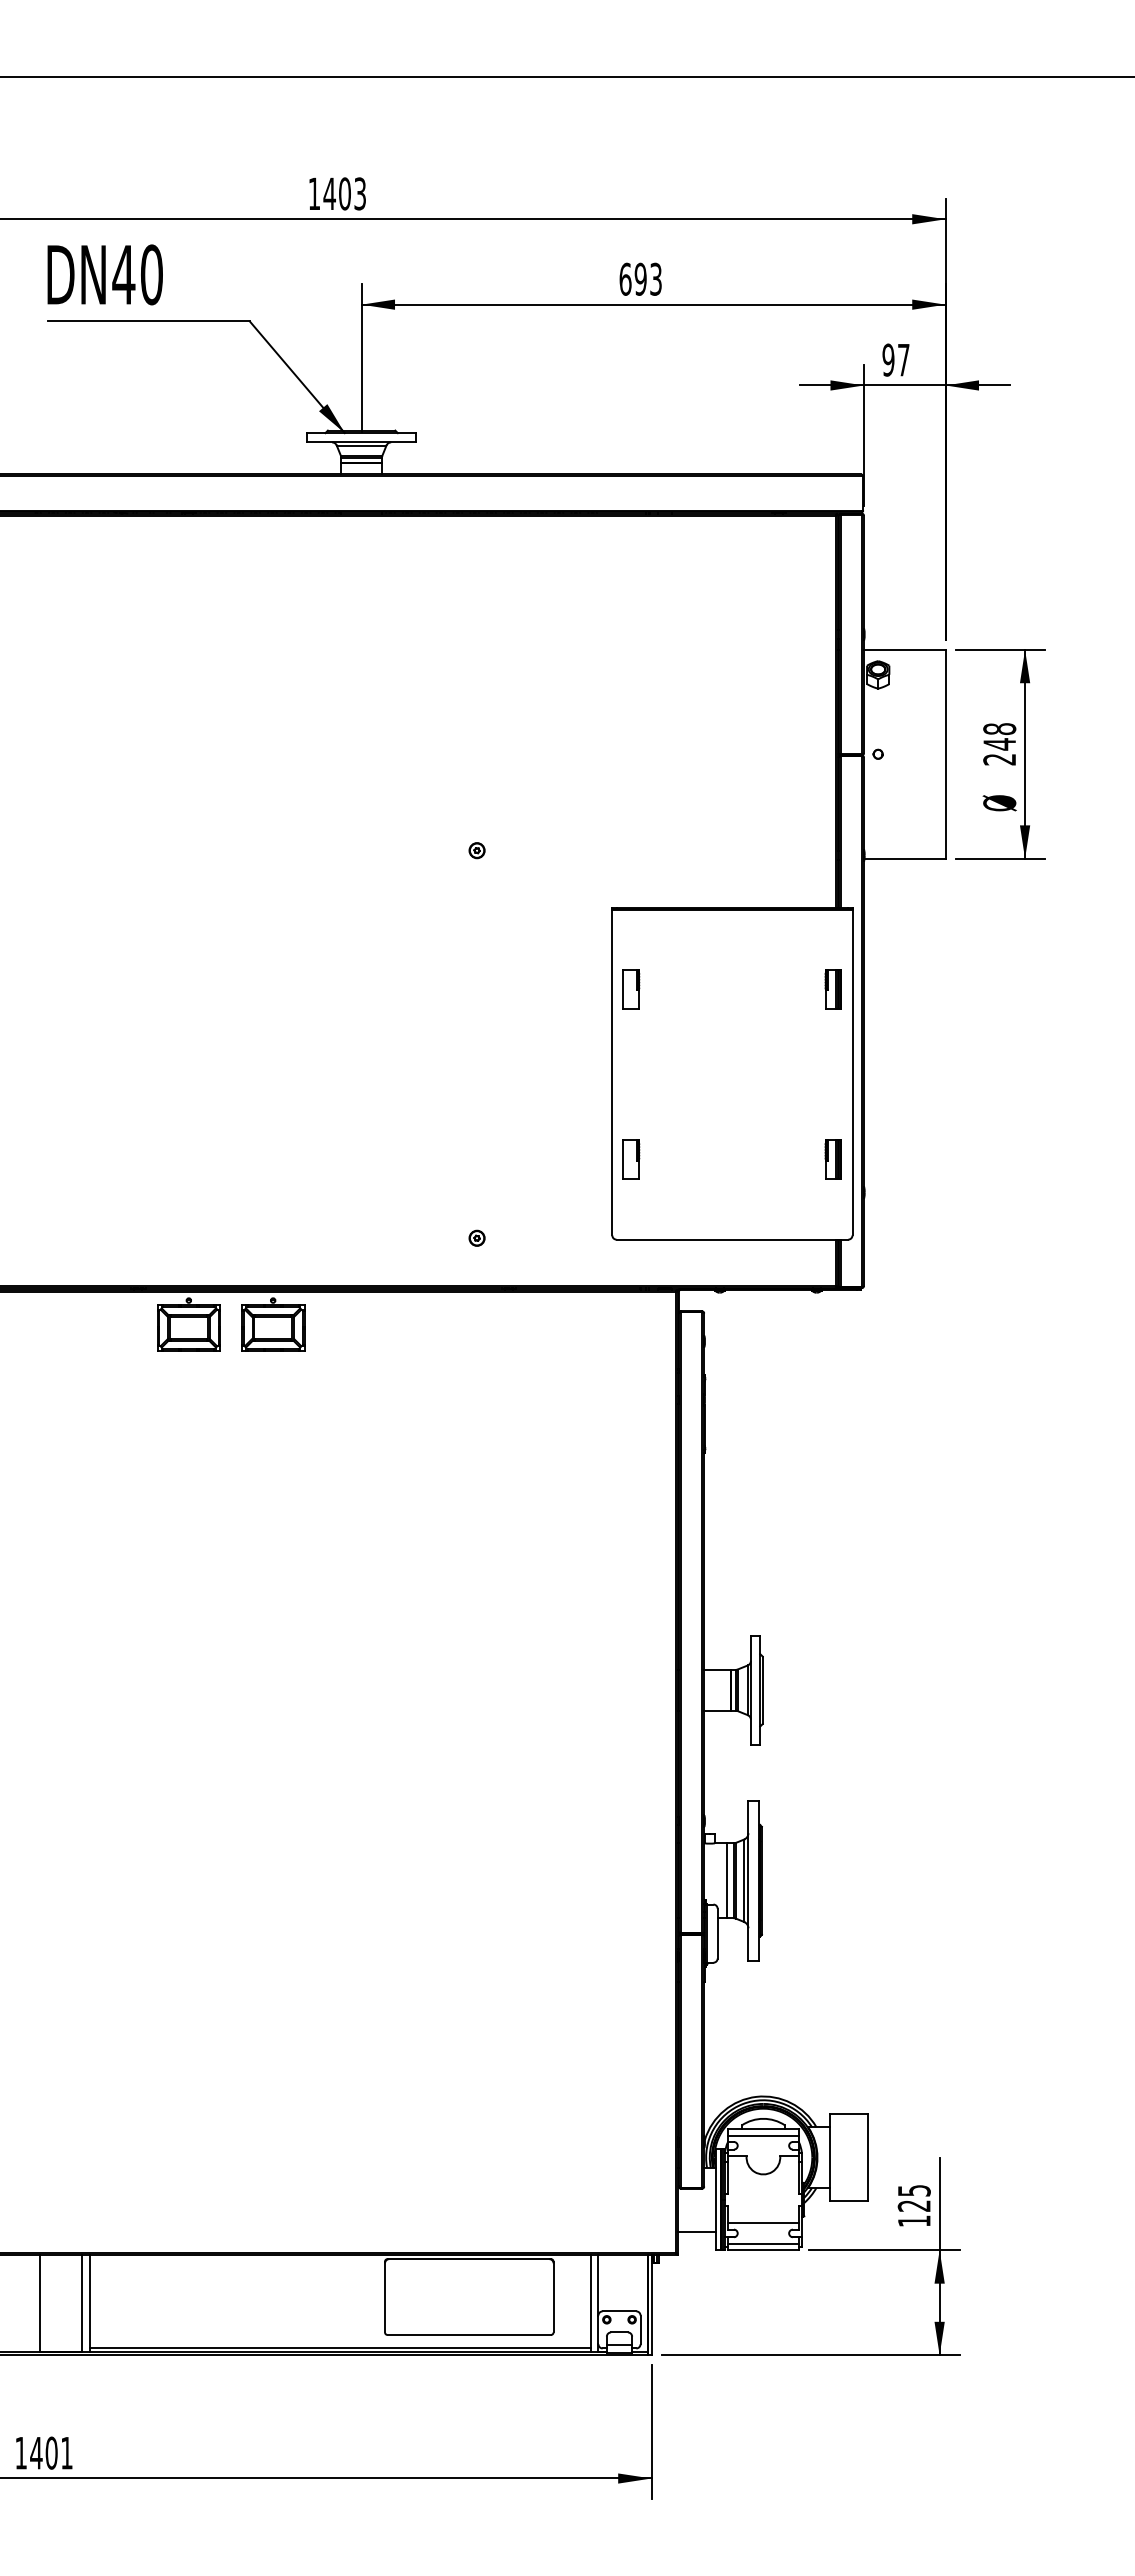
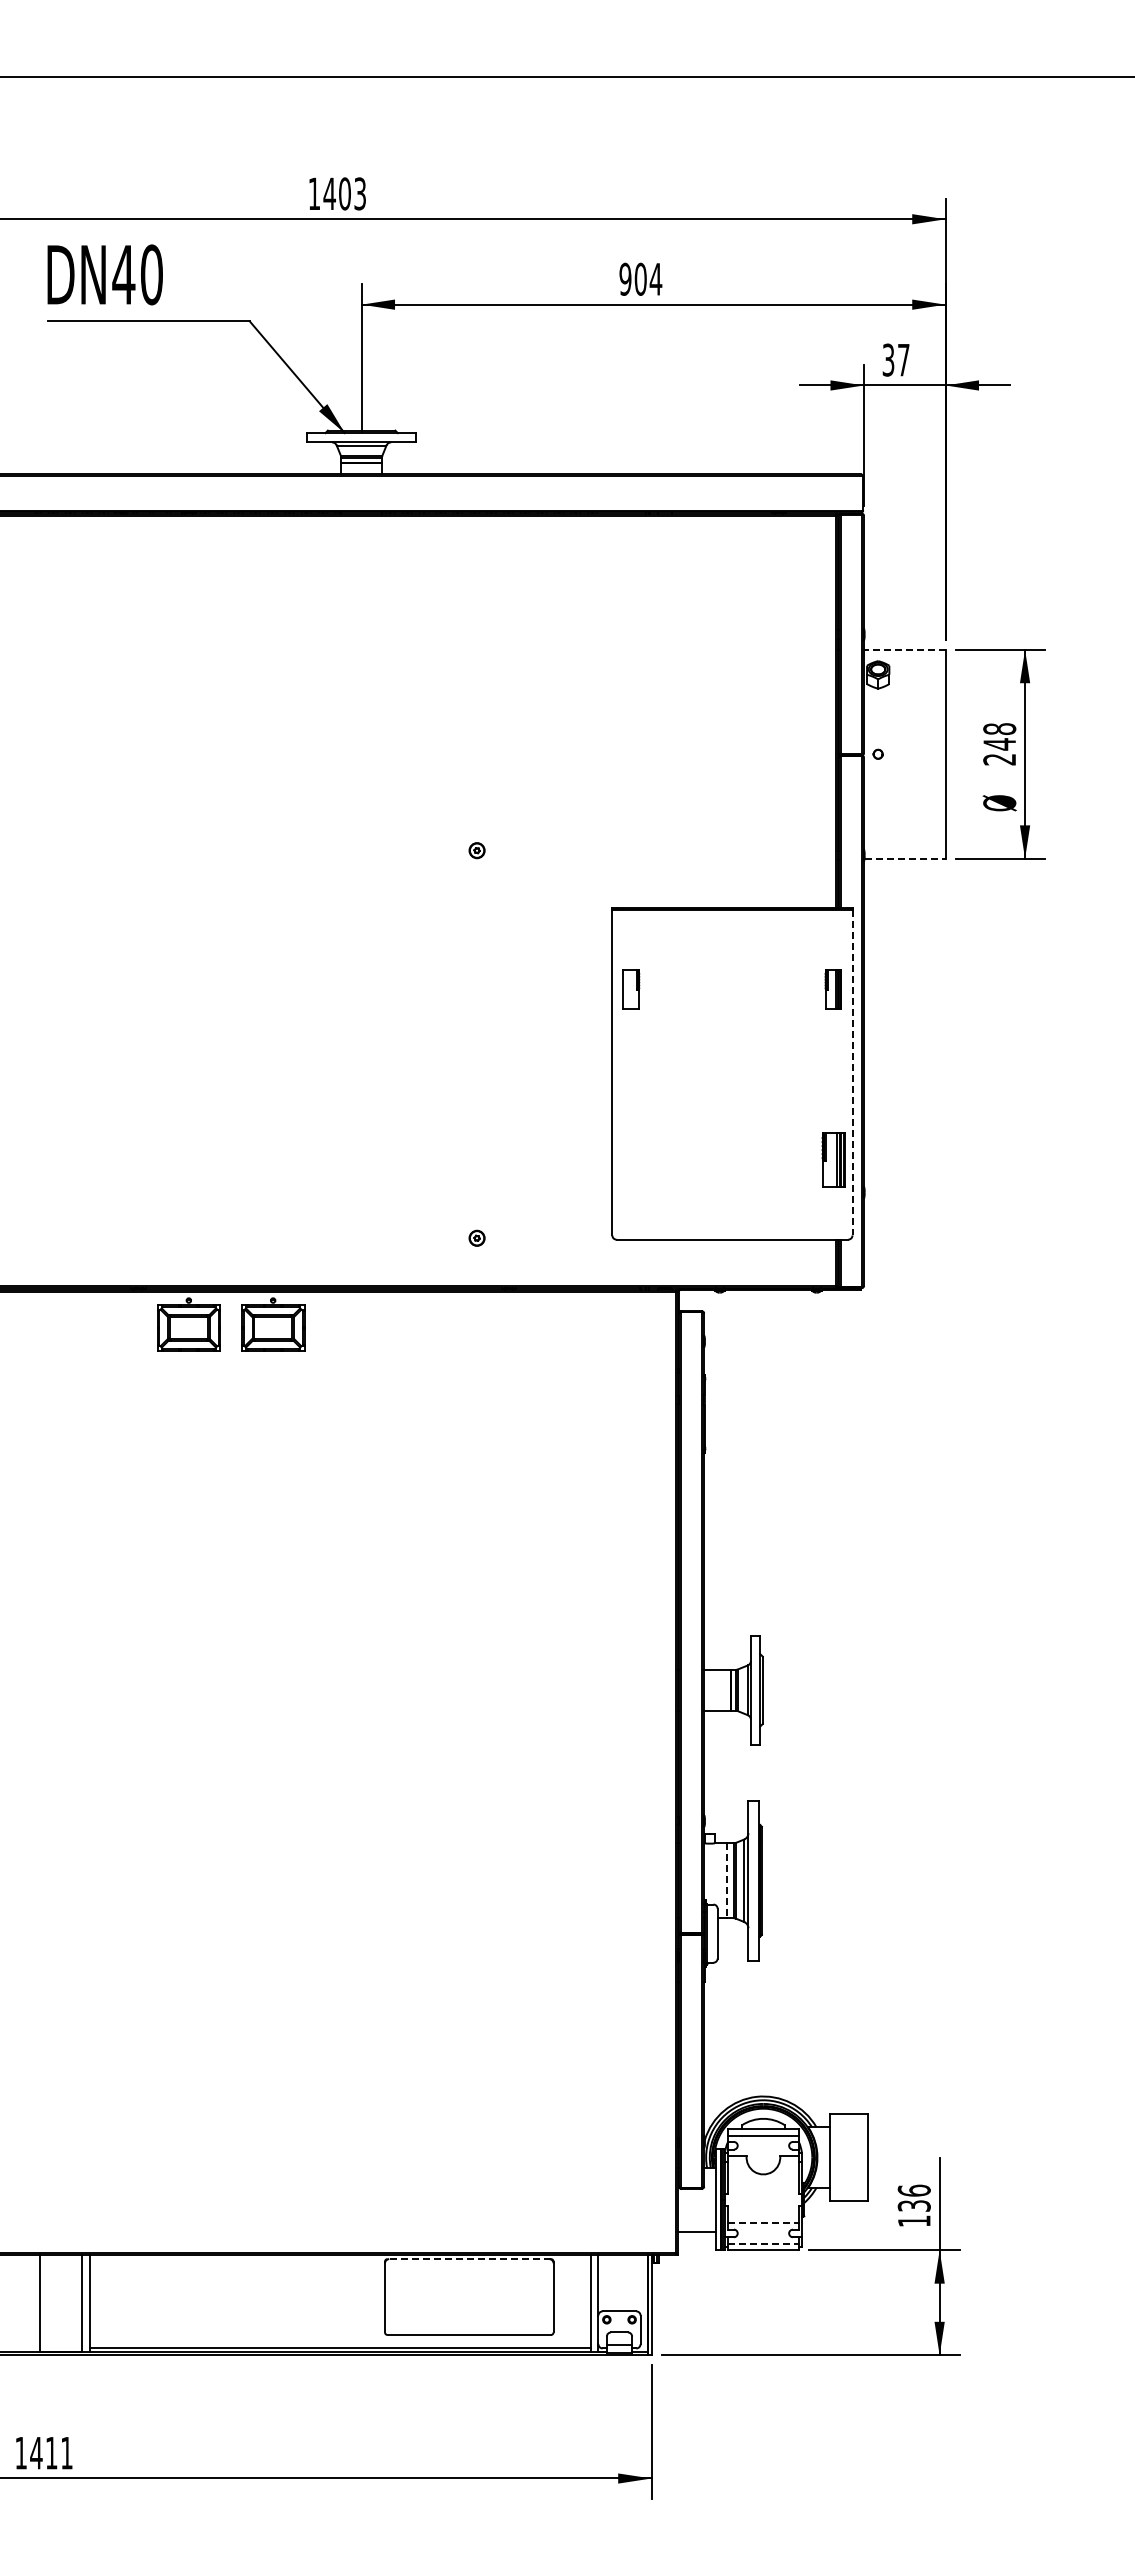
text: 693 -> 904 (640, 278)
text: 97 -> 37 (888, 359)
line: solid -> dashed (904, 649)
line: solid -> dashed (905, 858)
line: solid -> dashed (852, 1072)
part: present -> none (631, 1159)
part size: 18x41 px -> 25x56 px (833, 1159)
line: solid -> dashed (726, 1881)
text: 125 -> 136 (913, 2197)
line: solid -> dashed (763, 2223)
line: solid -> dashed (763, 2243)
line: solid -> dashed (469, 2259)
text: 1401 -> 1411 (51, 2452)
